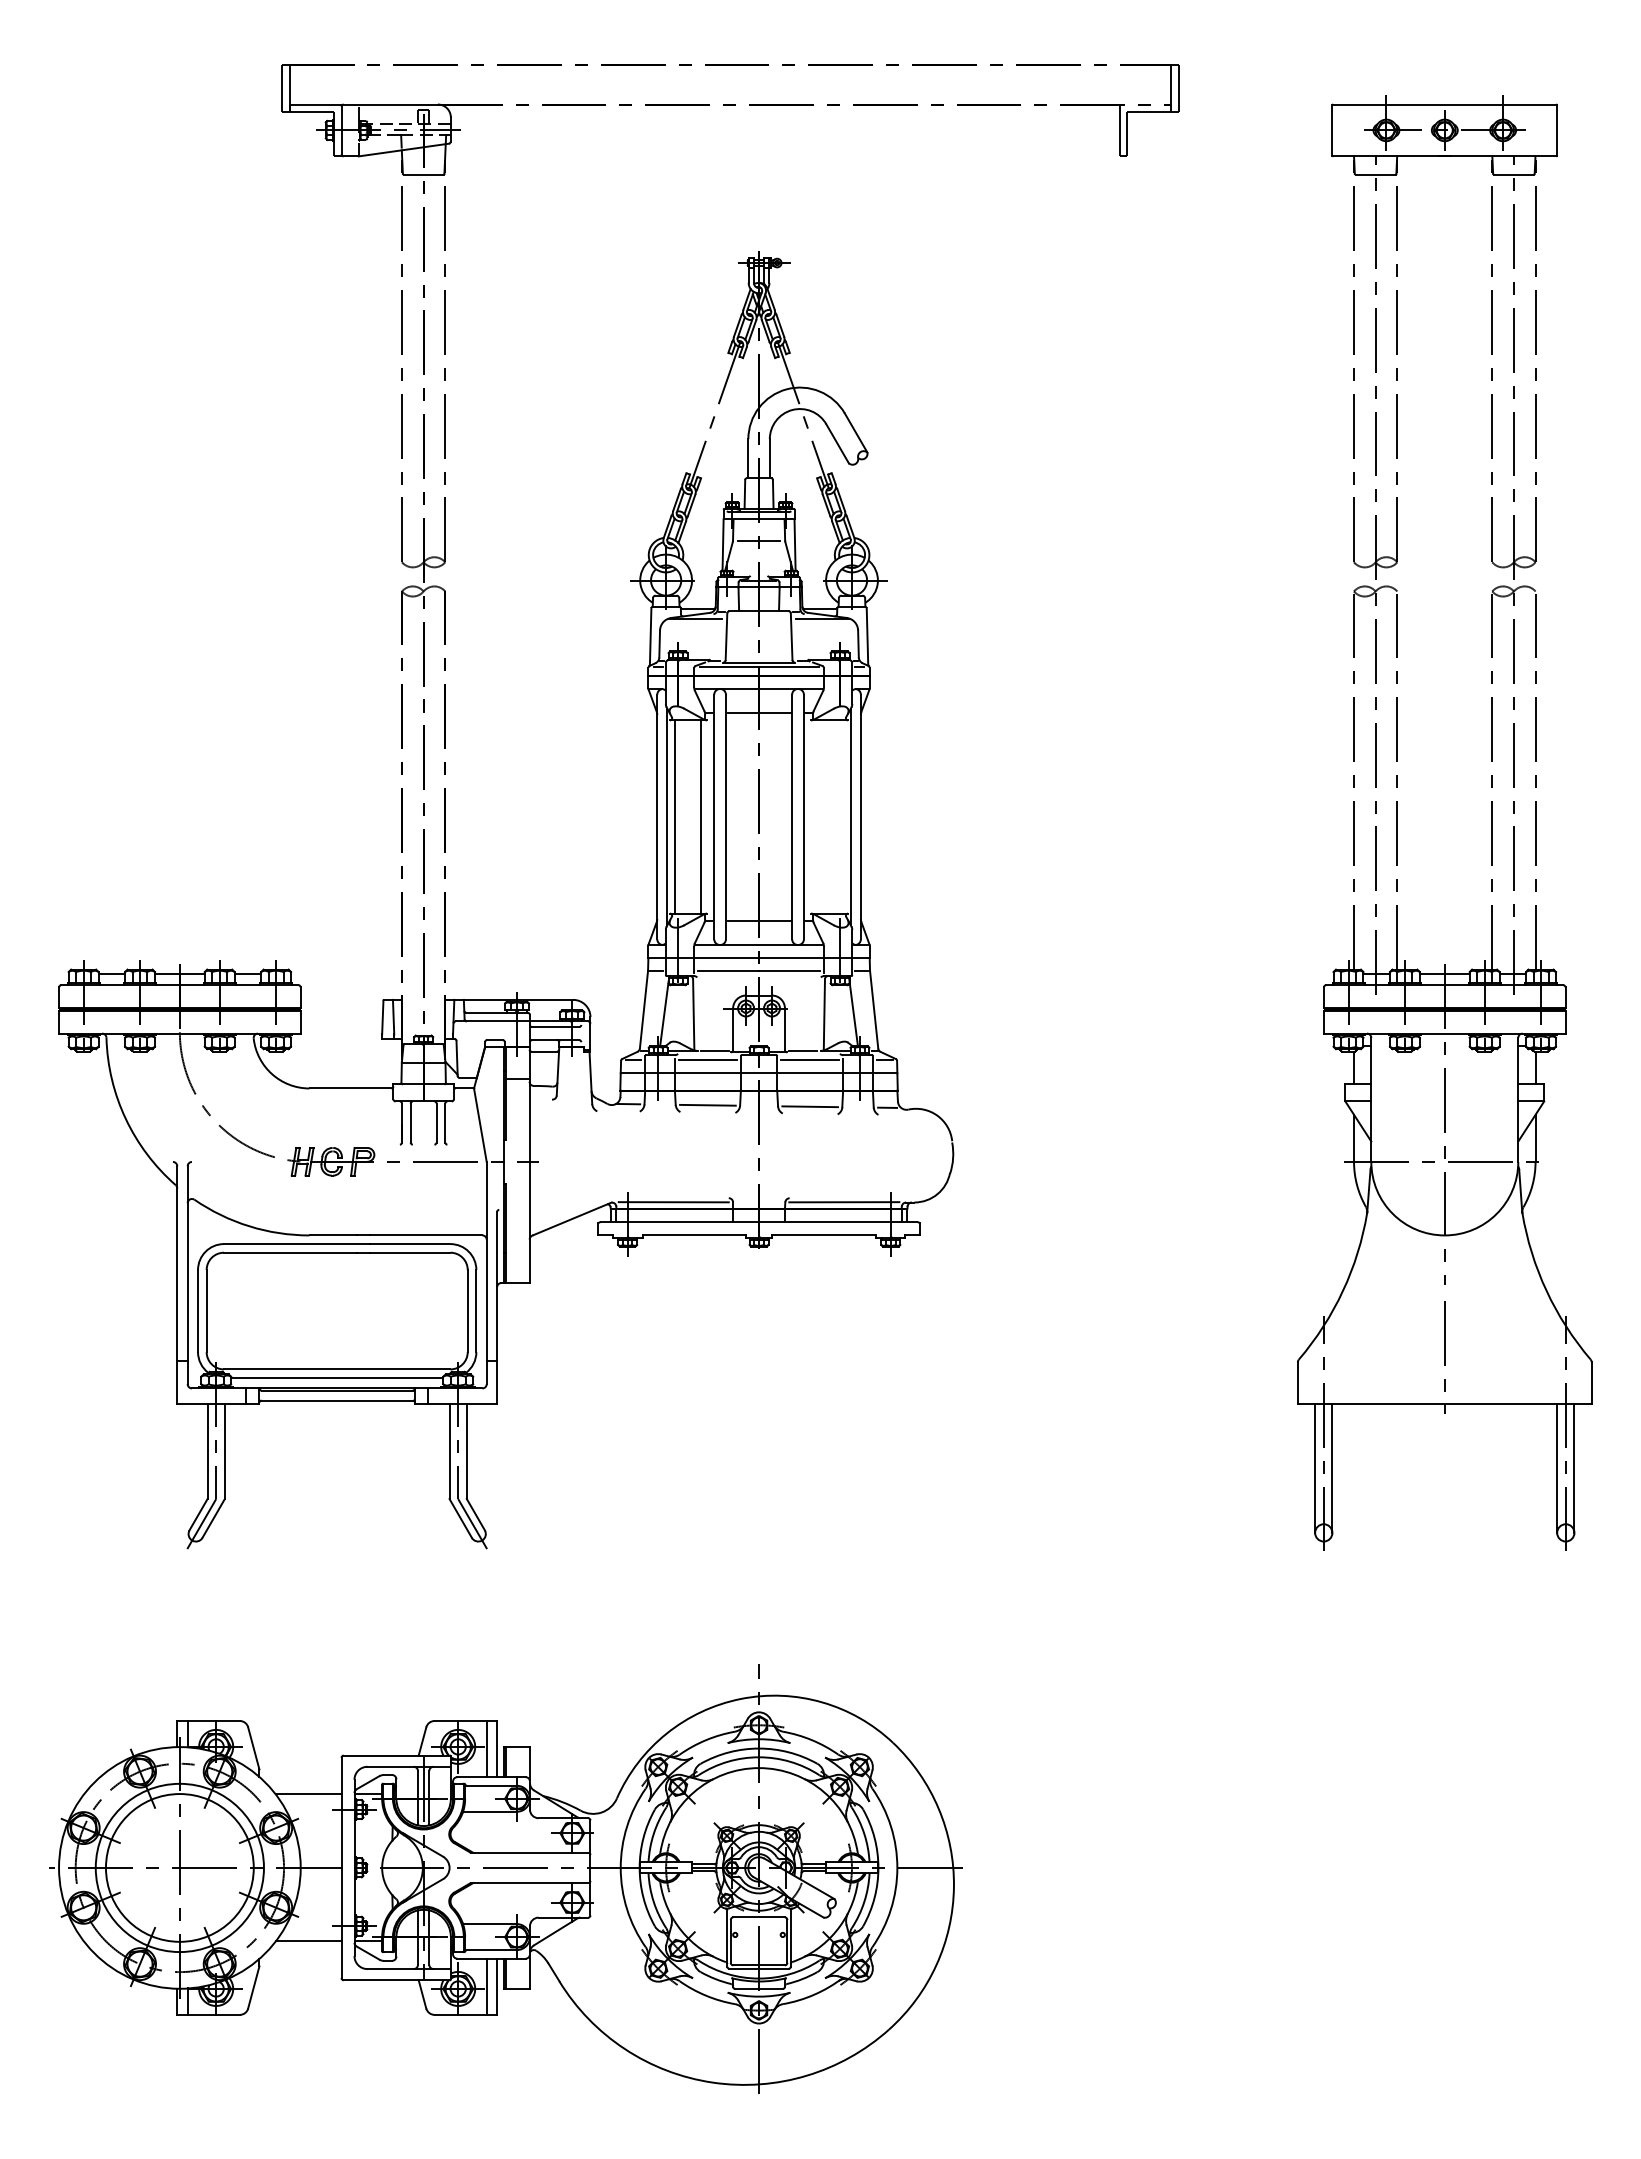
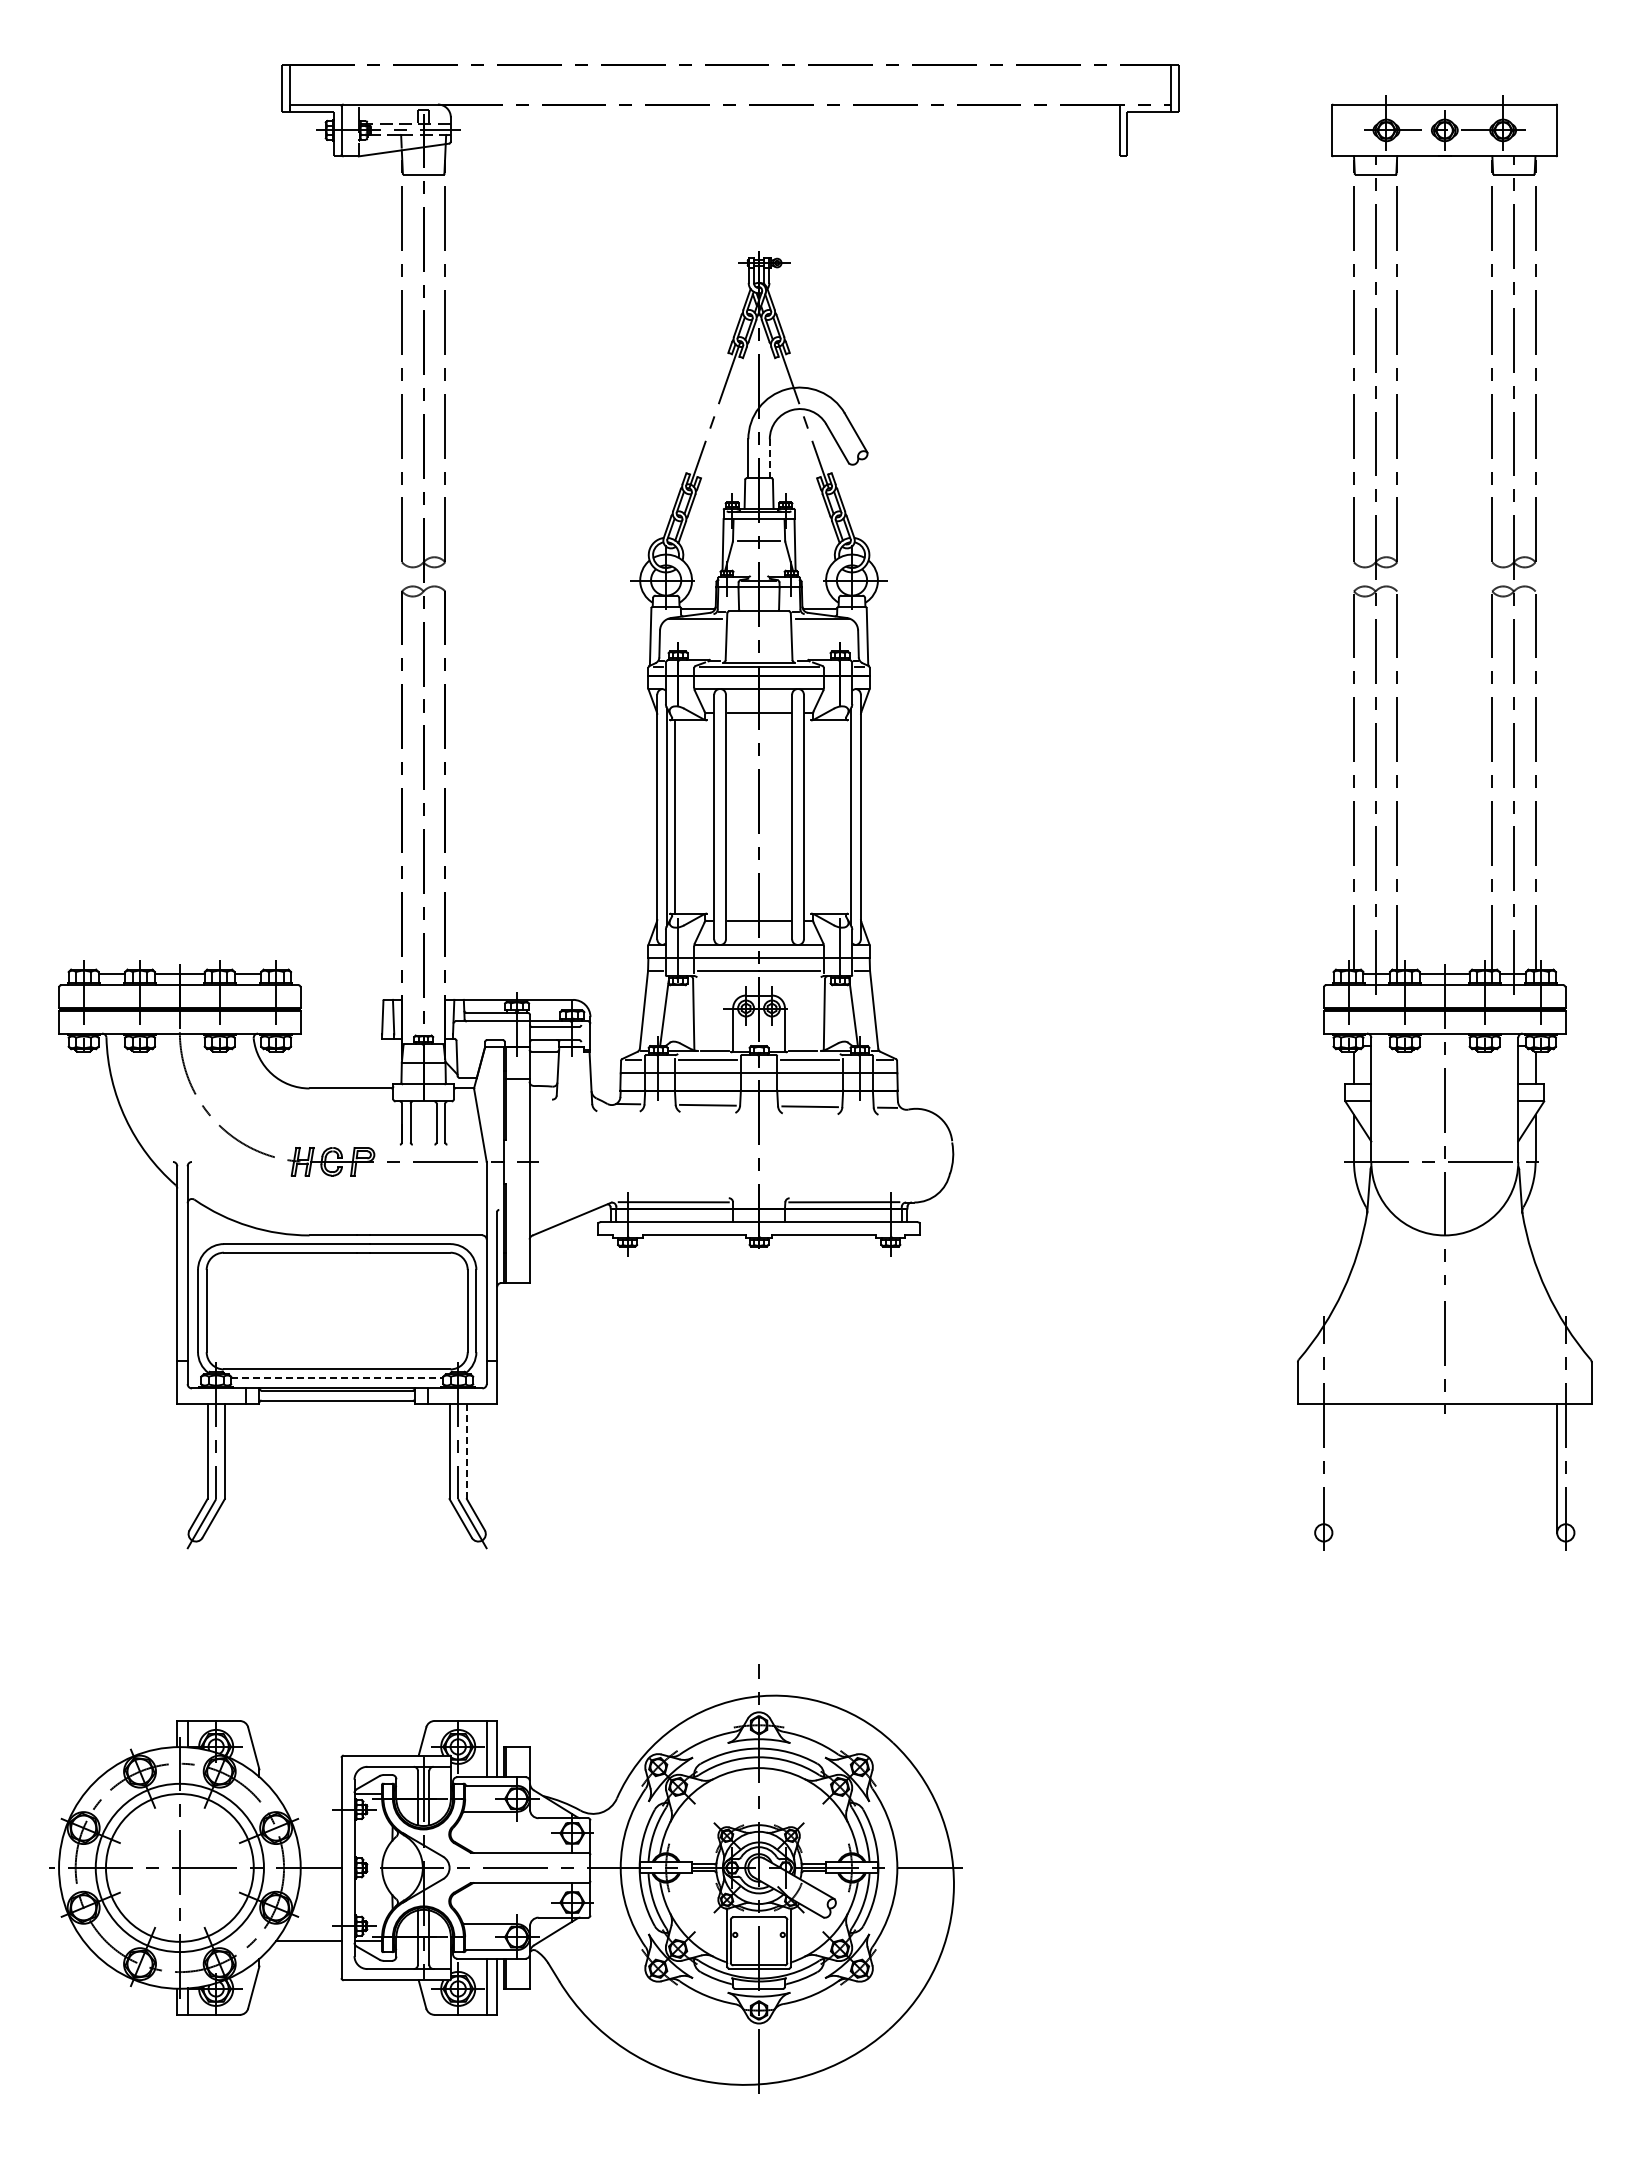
line: solid -> dashed (769, 458)
line: present -> none (700, 816)
line: solid -> dashed (337, 1378)
line: solid -> dashed (466, 1451)
line: present -> none (1315, 1468)
line: present -> none (1332, 1468)
line: present -> none (1574, 1468)
line: present -> none (308, 1794)
